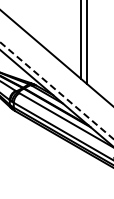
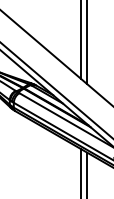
line: dashed -> solid (57, 91)
line: none -> present (81, 172)
line: none -> present (86, 173)
